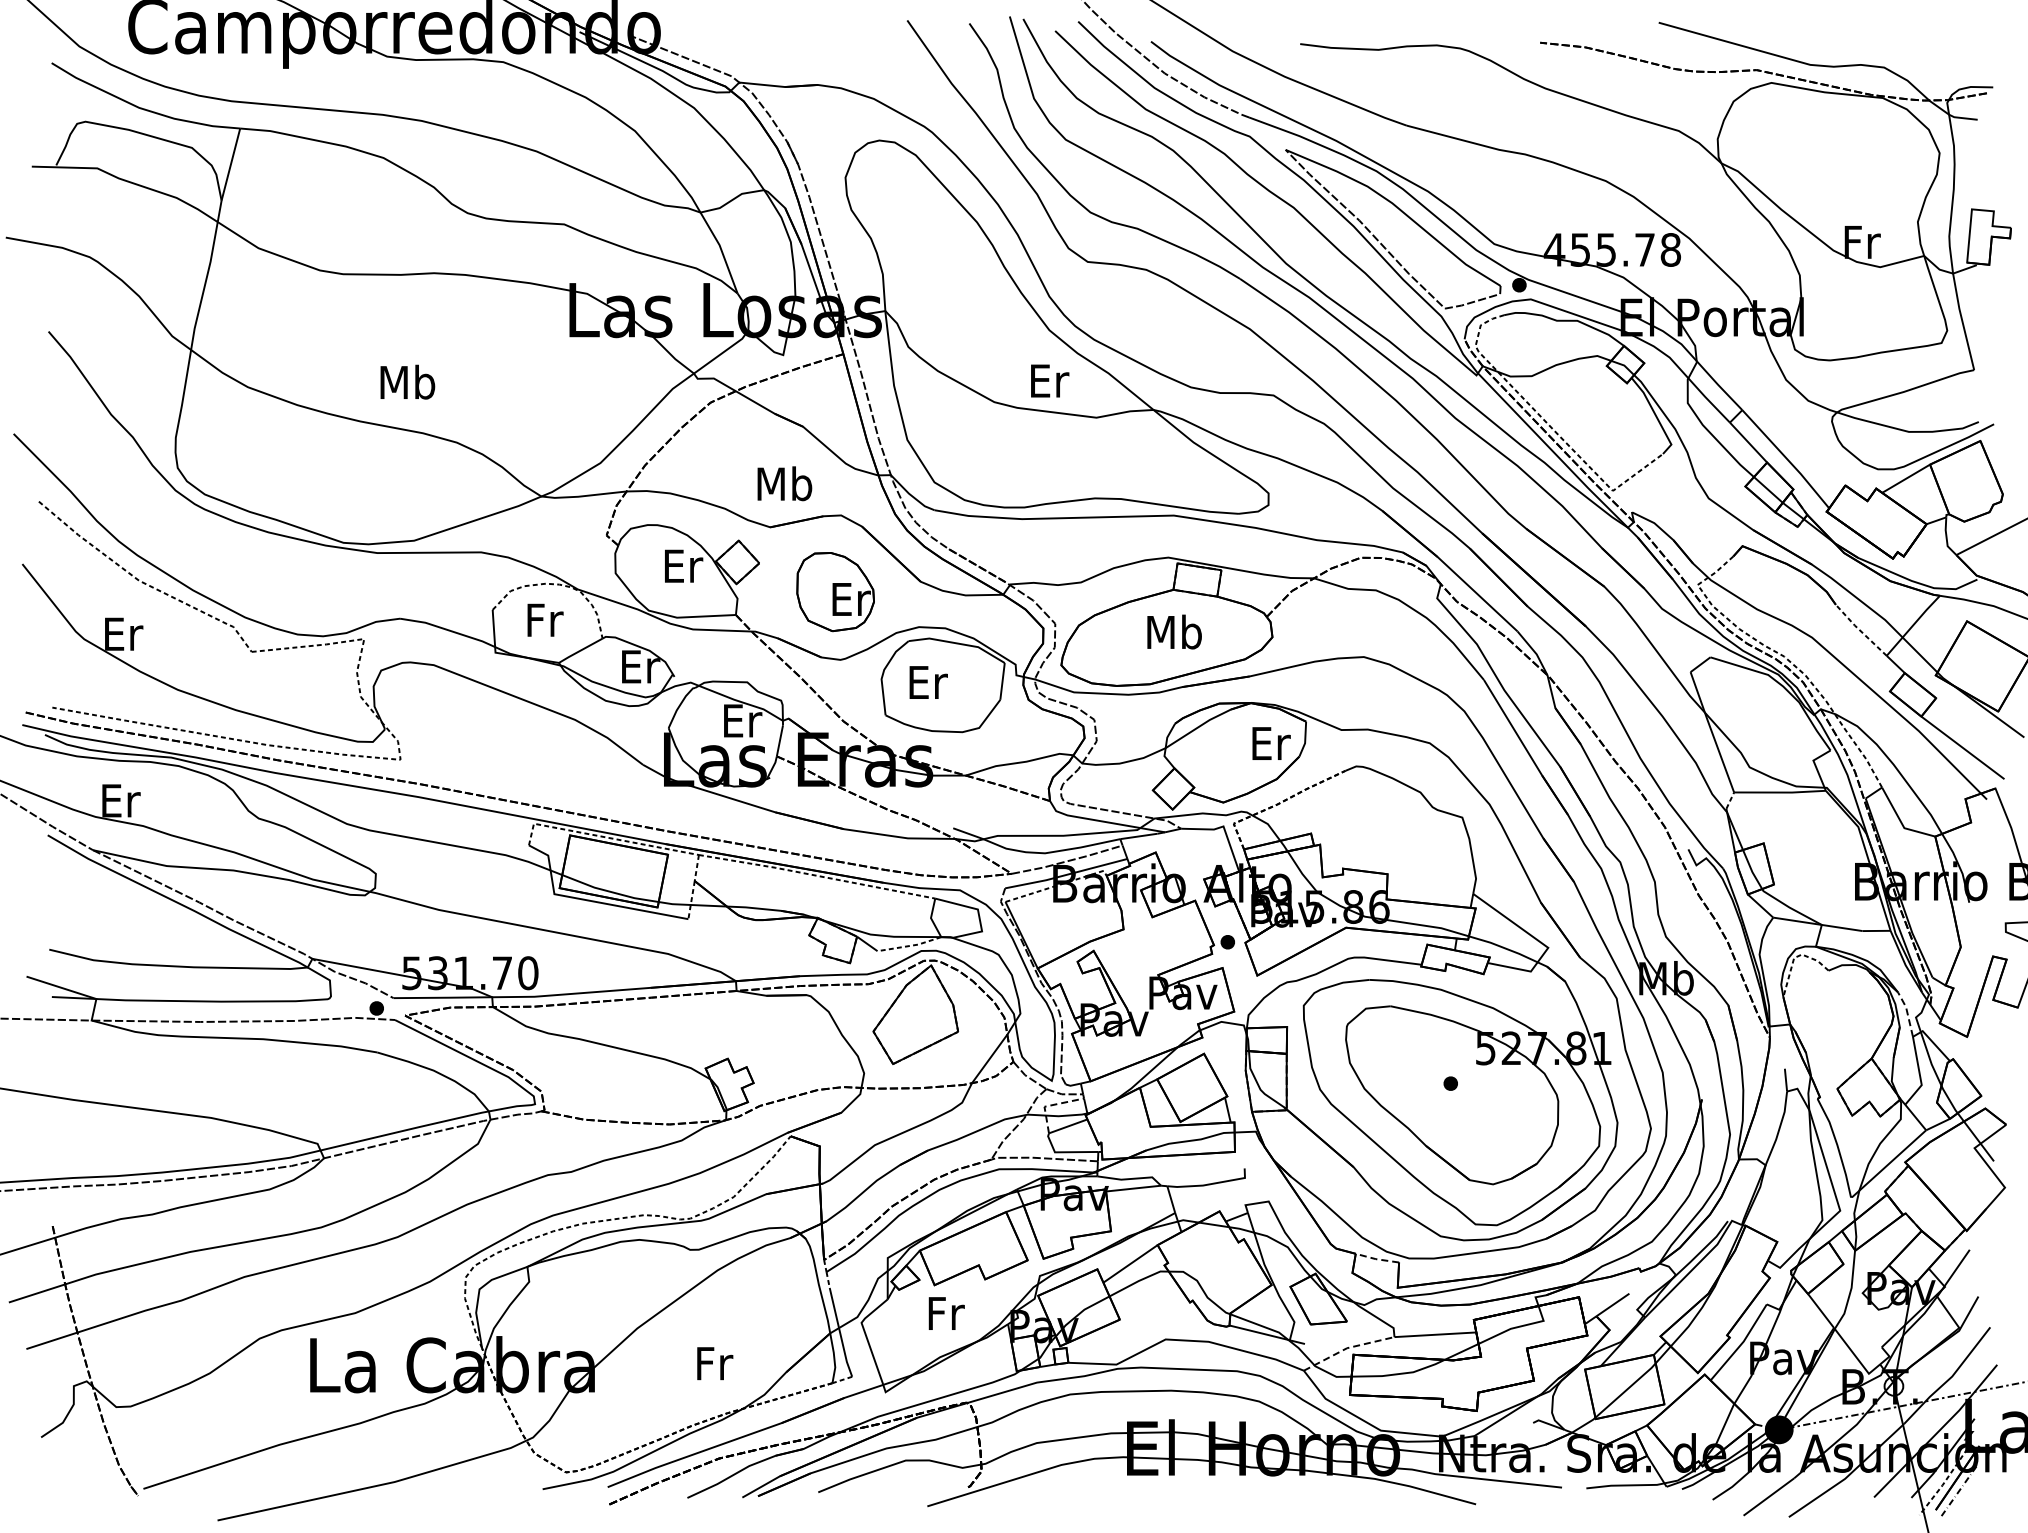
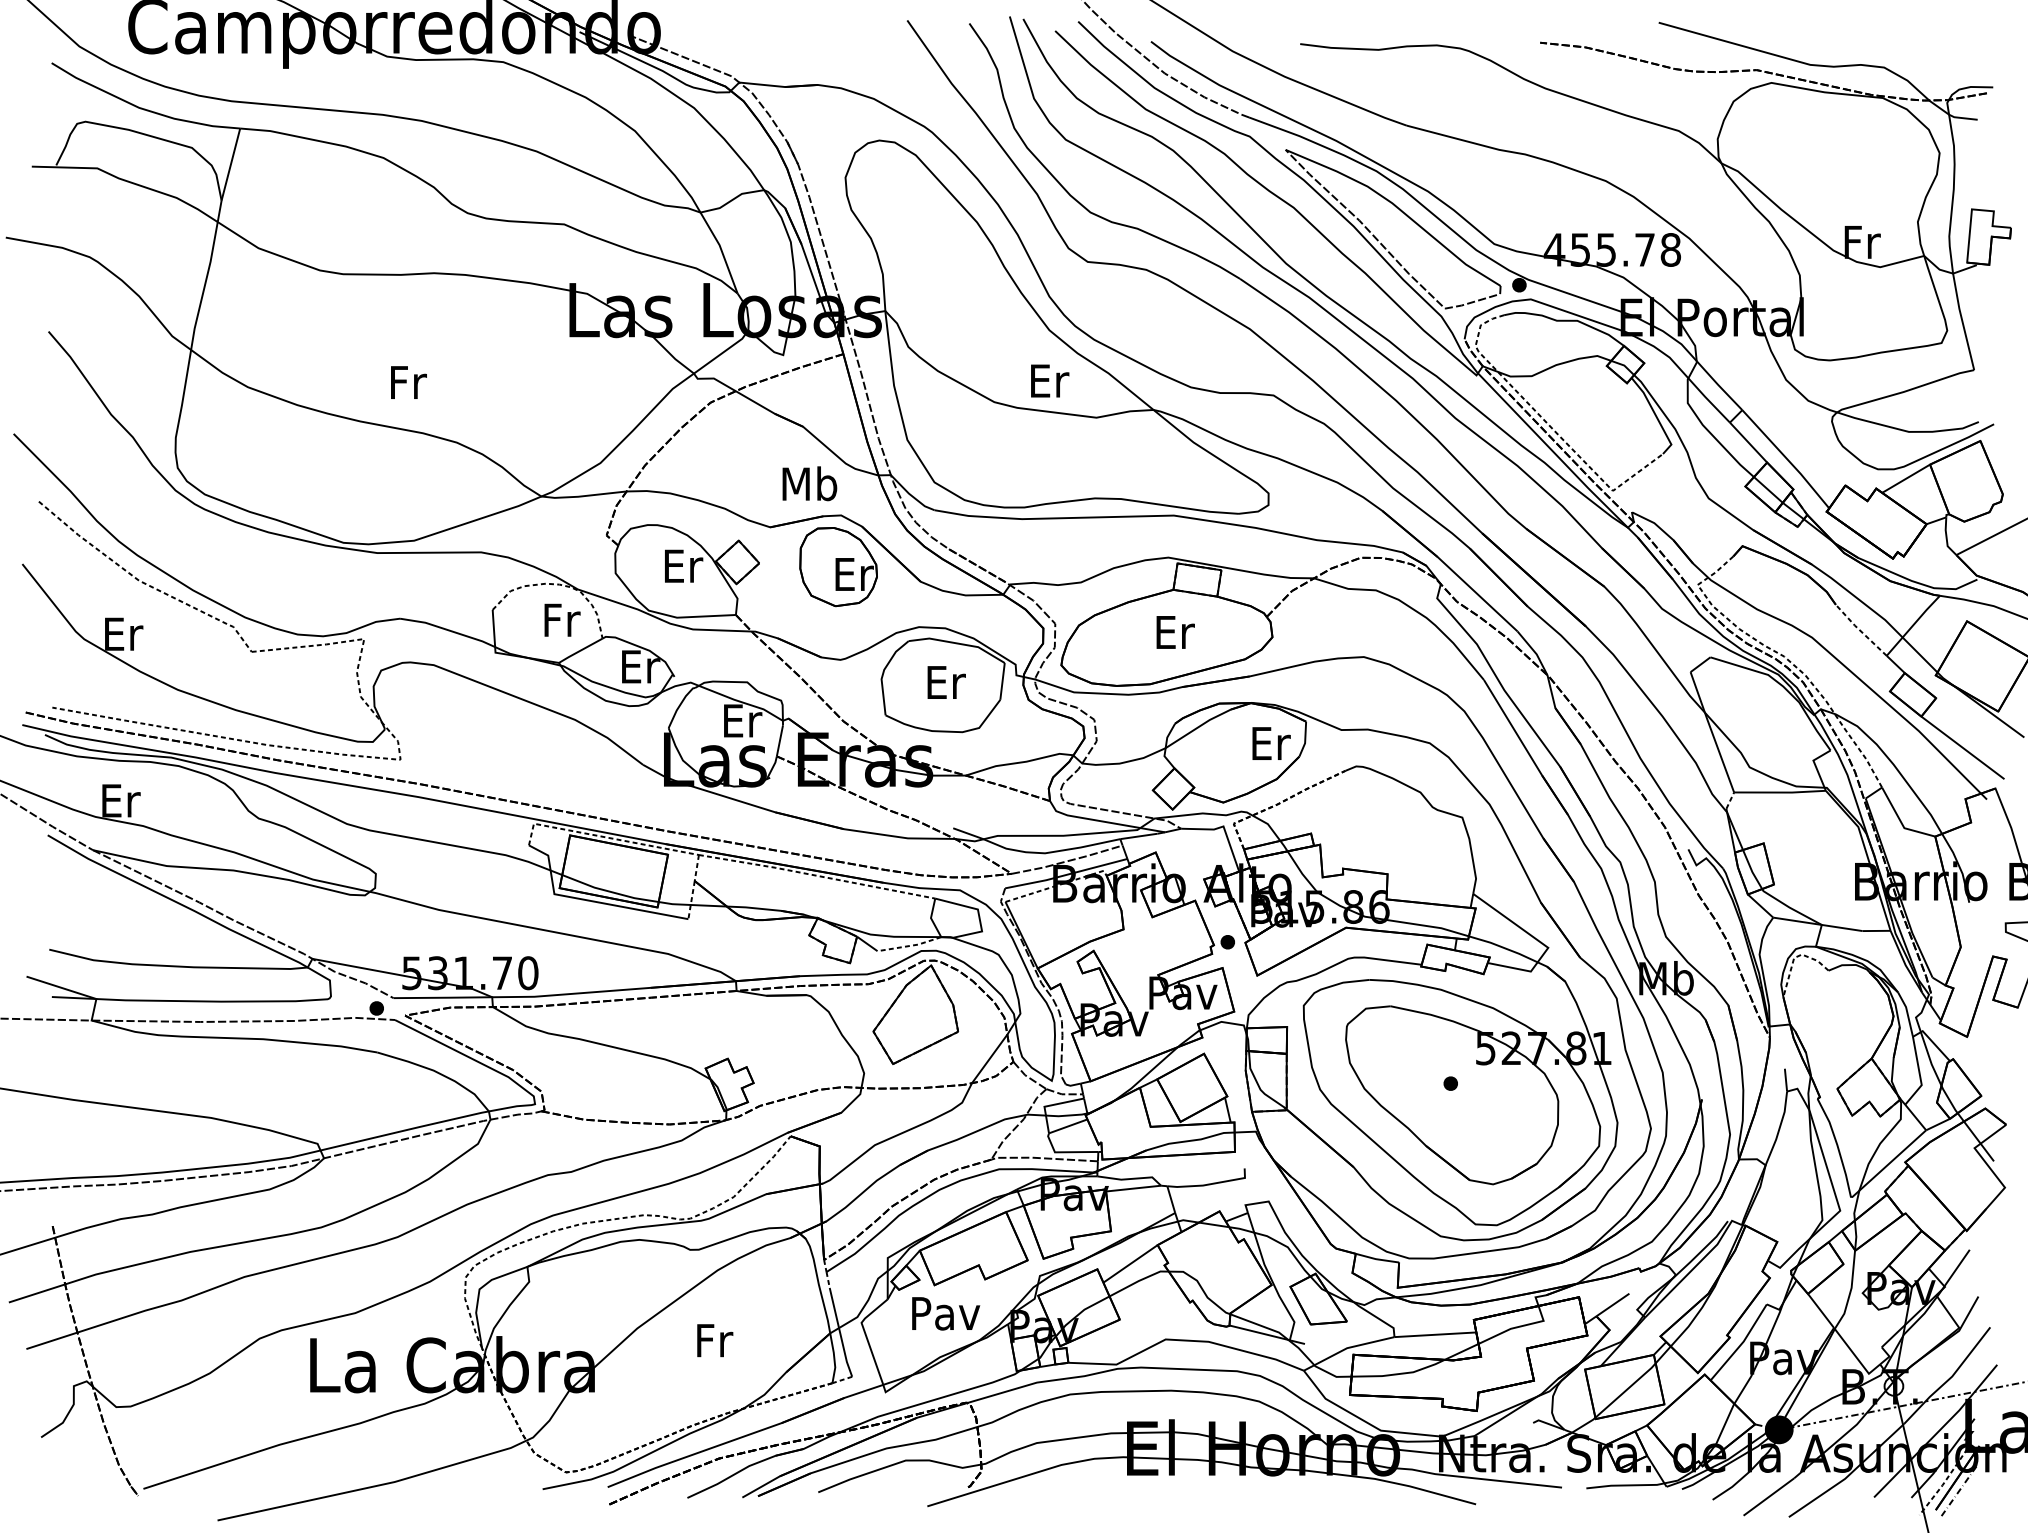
text: Mb -> Fr (407, 381)
text position: (784, 483) -> (809, 483) (809, 483)
part position: (835, 592) -> (838, 567) (838, 567)
text position: (545, 619) -> (562, 619) (562, 619)
text: Mb -> Er (1174, 631)
text position: (928, 682) -> (946, 682) (946, 682)
line: dashed -> solid (1907, 1012)
line: dashed -> solid (1051, 1105)
line: dashed -> solid (1376, 1259)
text: Fr -> Pav (946, 1313)
line: dashed -> solid (1347, 1348)
text position: (715, 1363) -> (715, 1340) (715, 1340)
